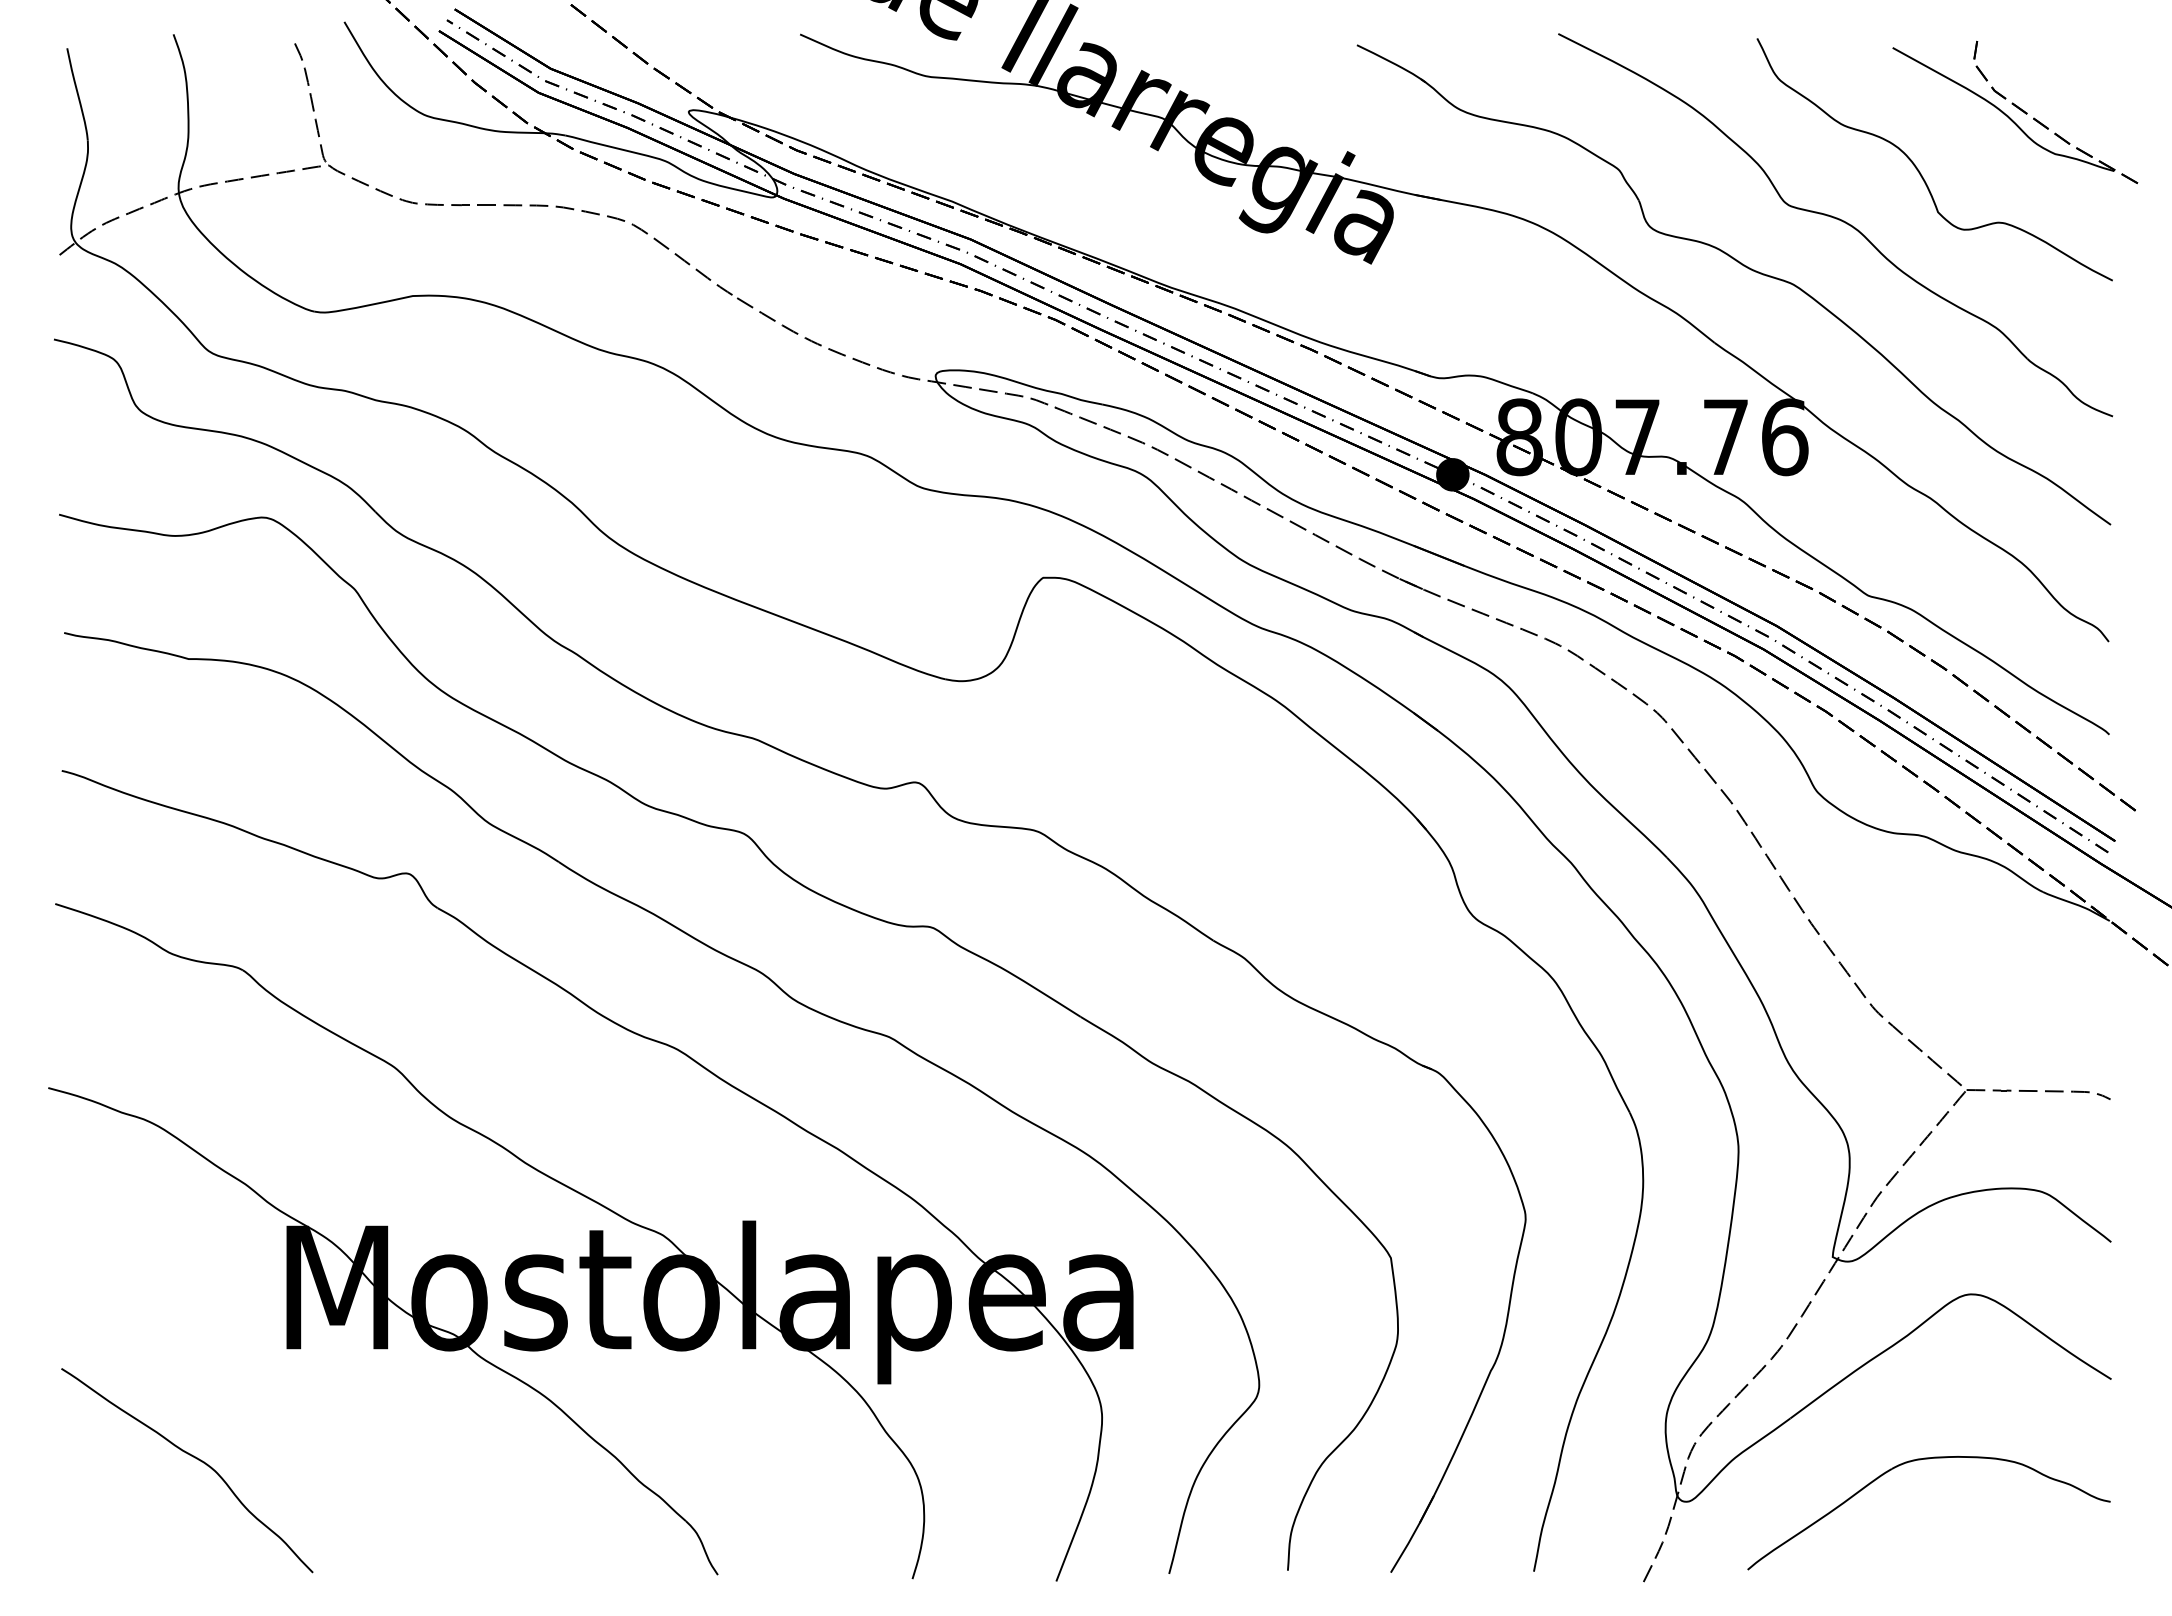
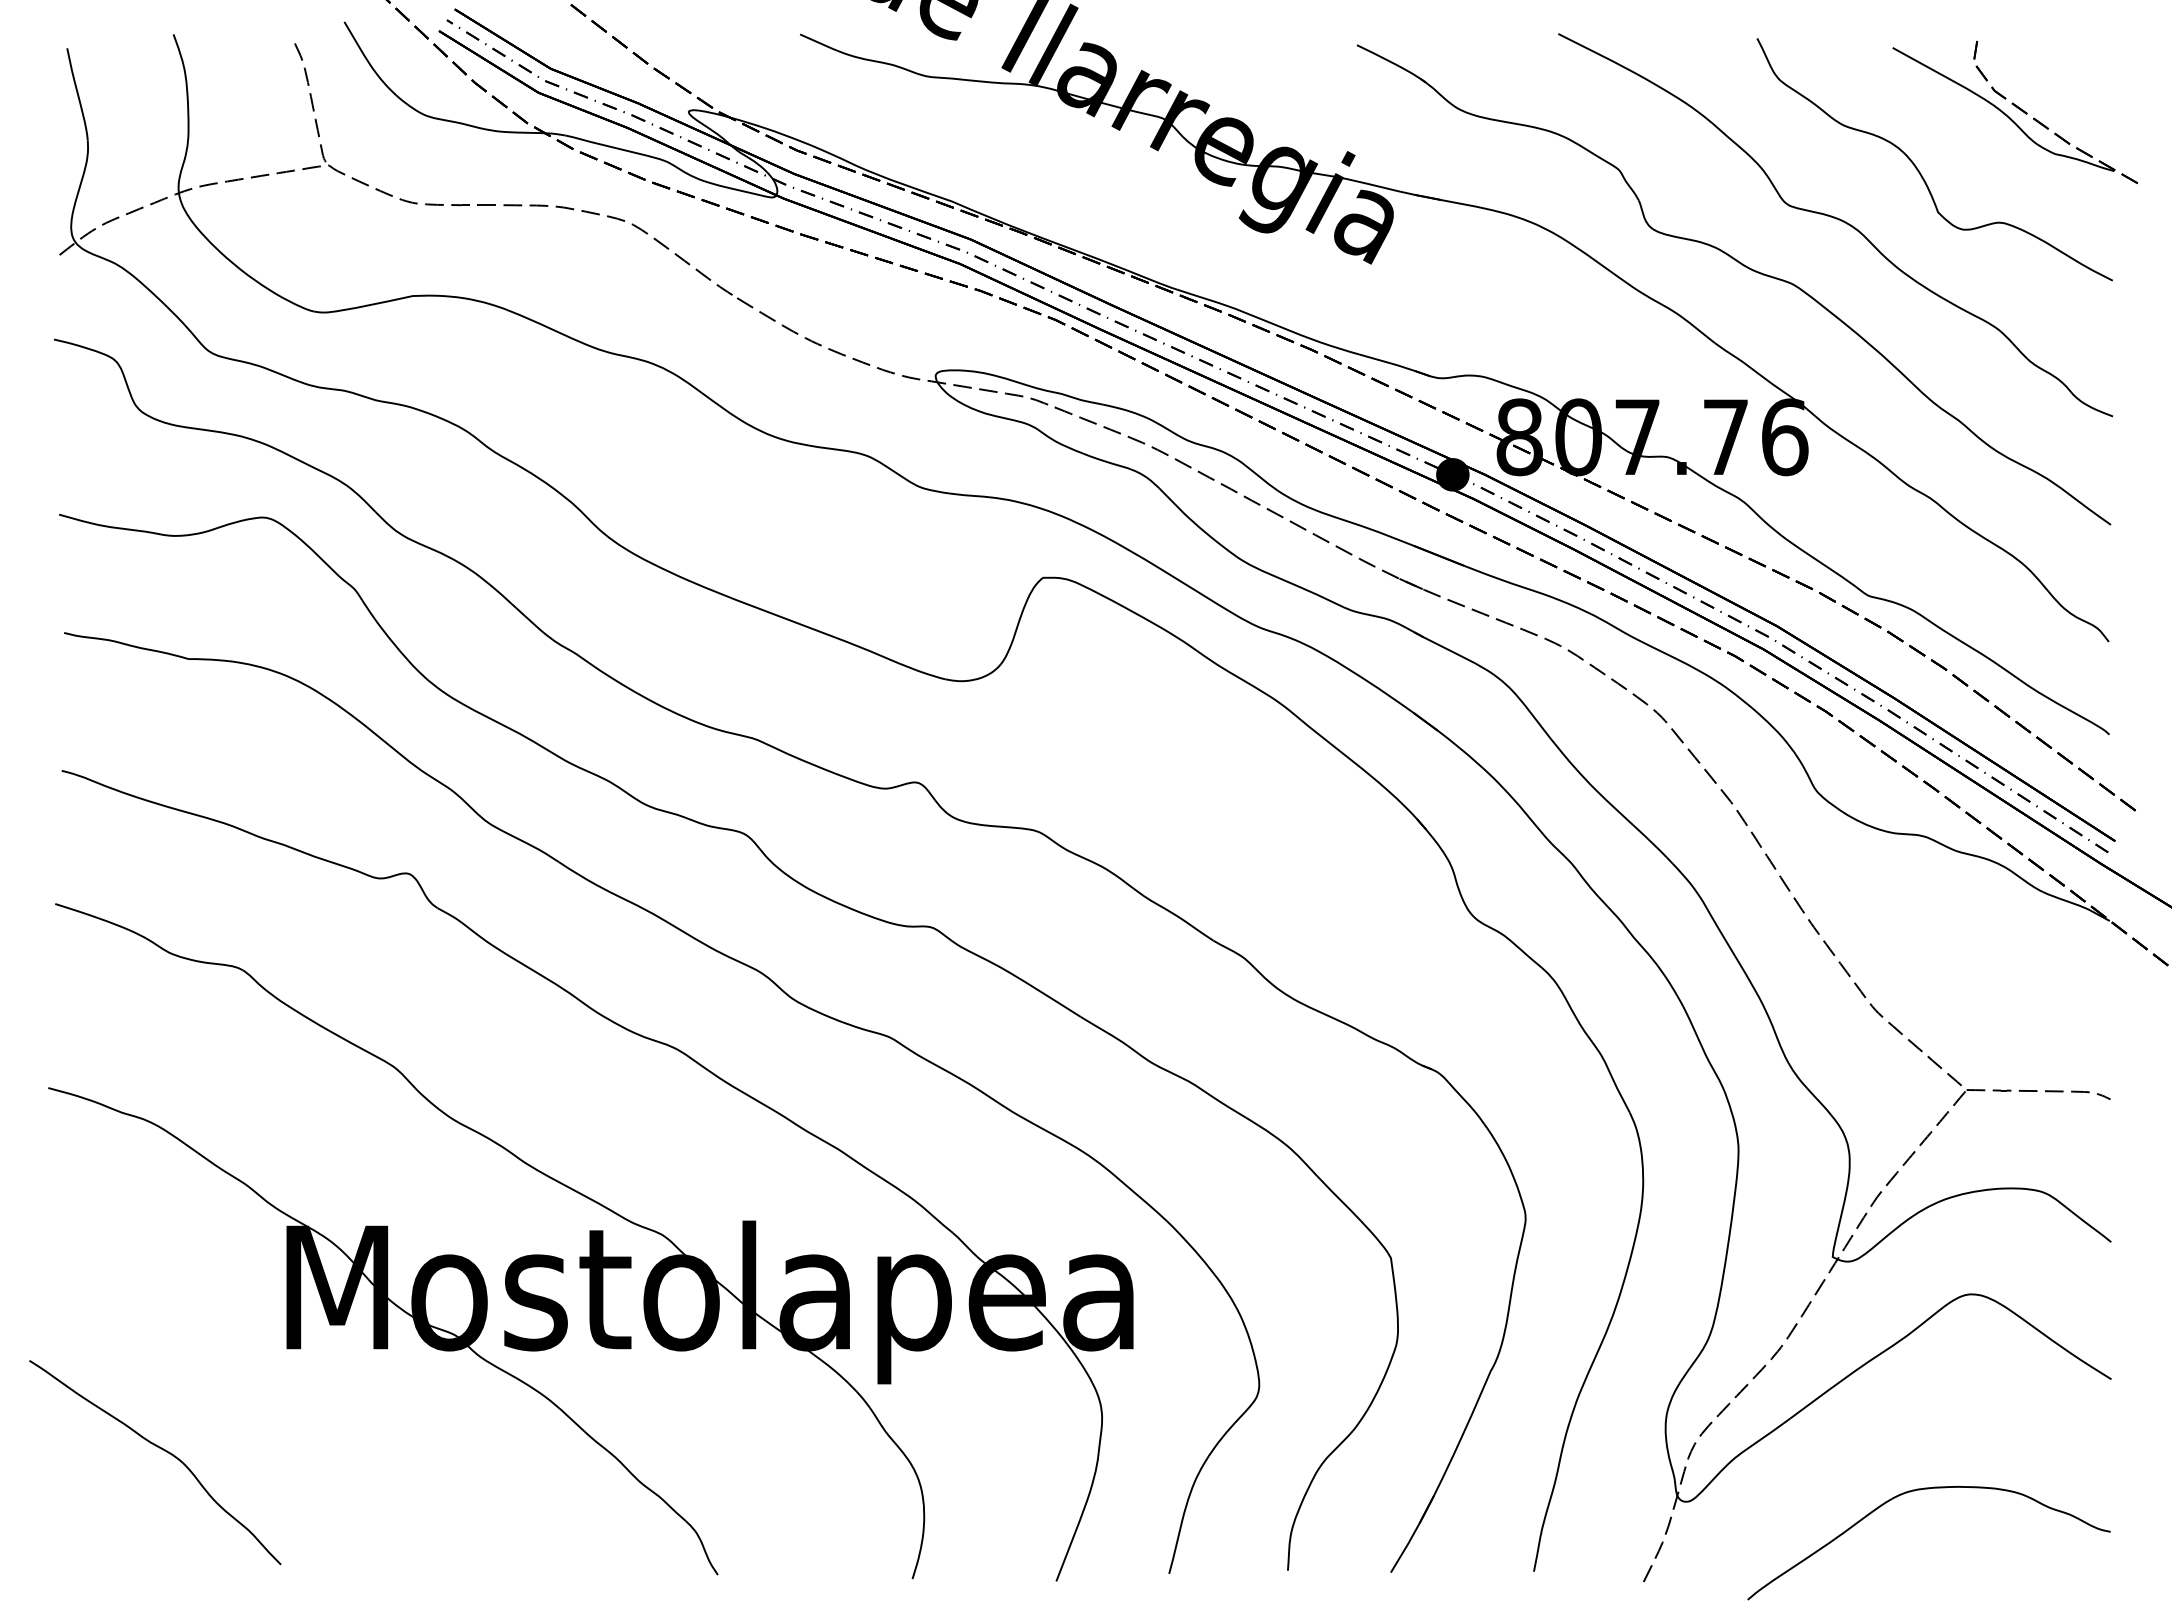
curve position: (196, 1459) -> (164, 1451) (164, 1451)
part position: (1920, 1460) -> (1920, 1490) (1920, 1490)
